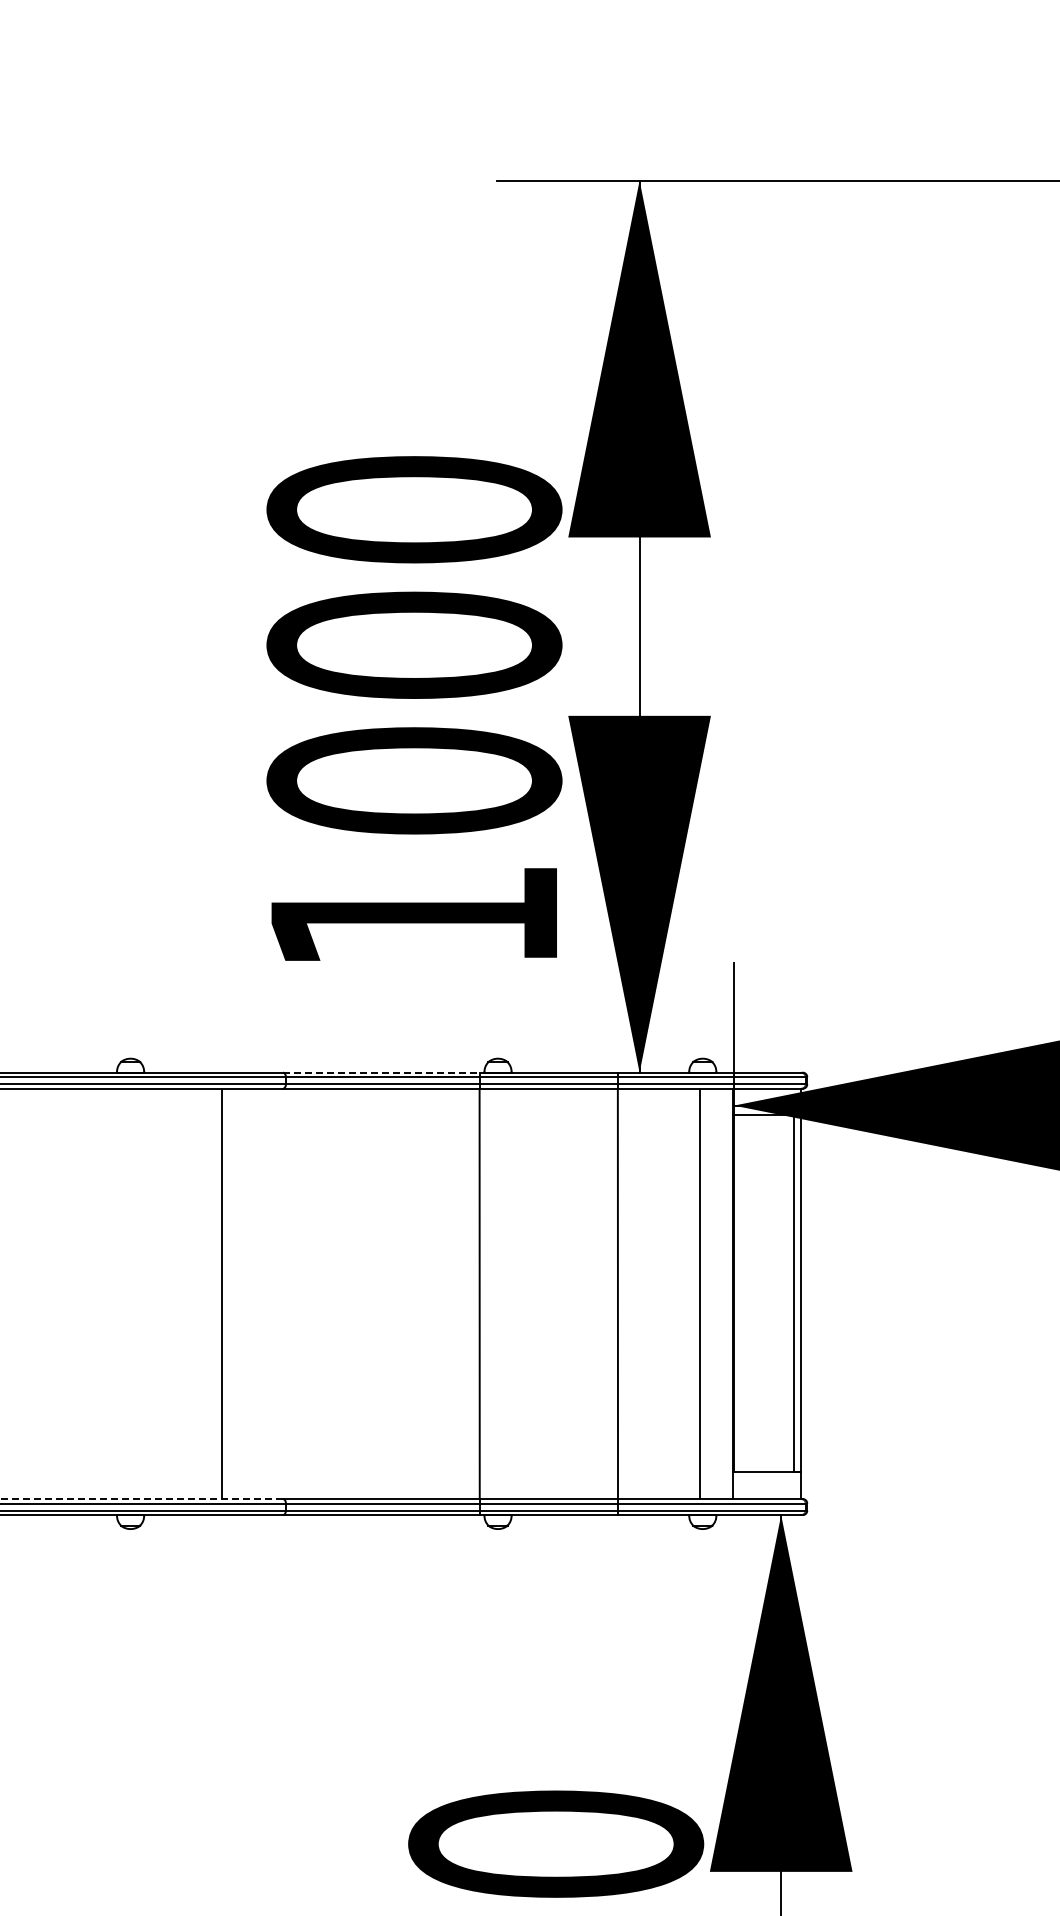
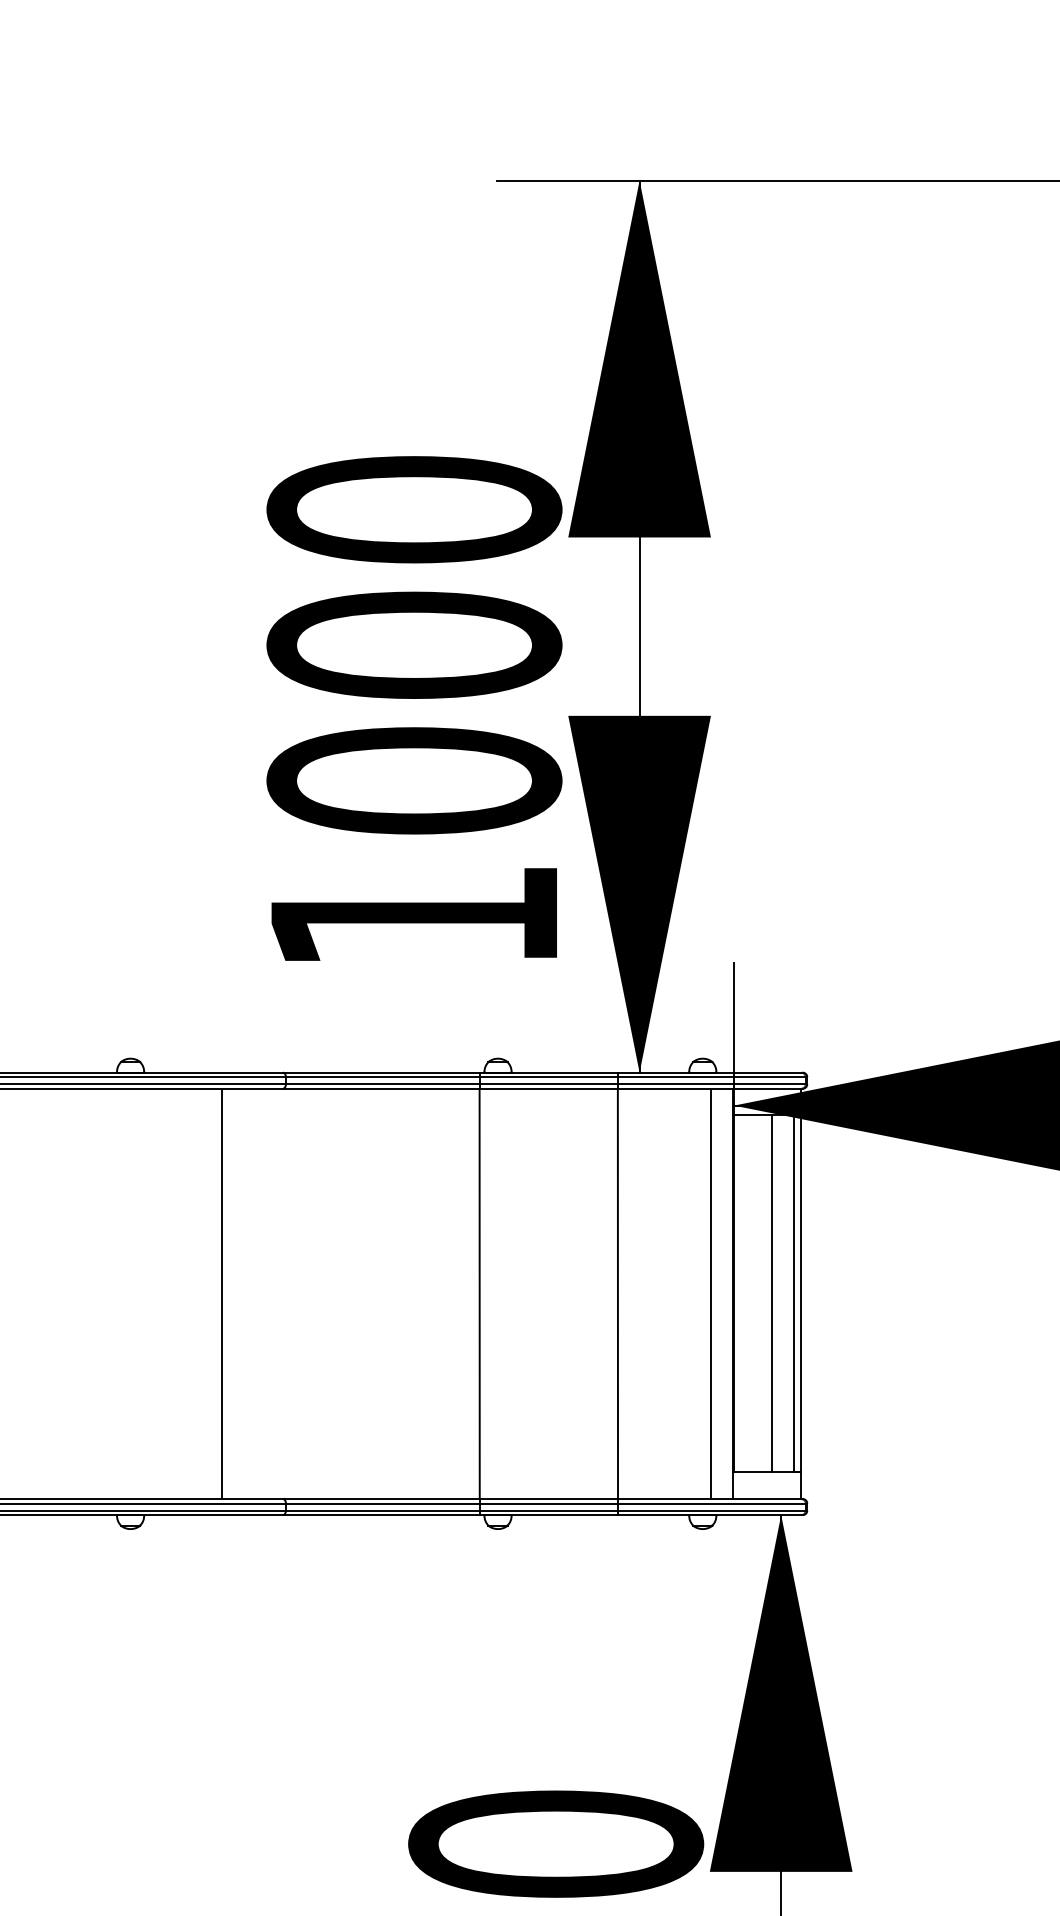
line: dashed -> solid (381, 1072)
line position: (700, 1293) -> (711, 1293) (711, 1293)
line: none -> present (772, 1293)
line: dashed -> solid (141, 1499)
